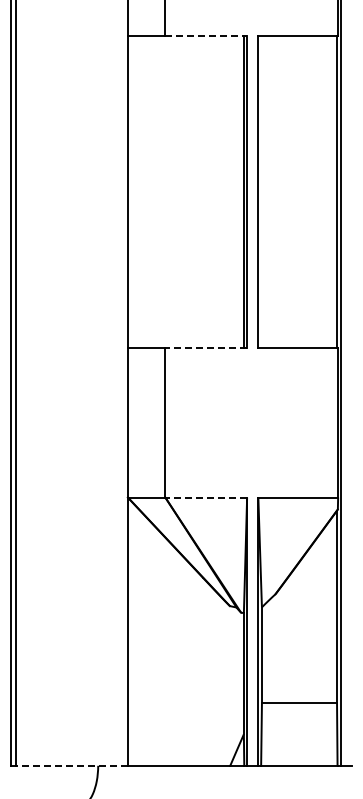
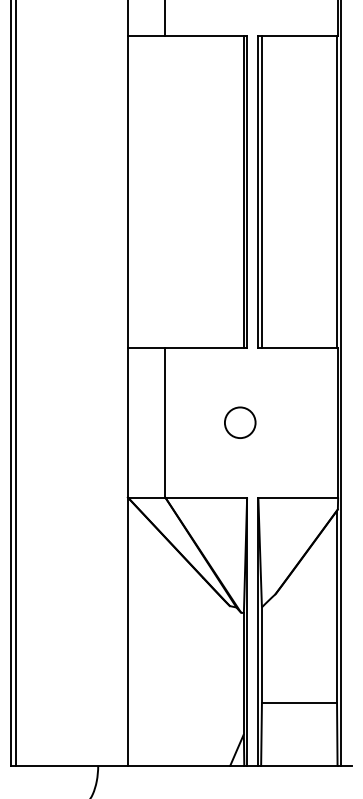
line: dashed -> solid (206, 36)
line: none -> present (261, 191)
line: dashed -> solid (206, 347)
circle: none -> present (240, 422)
line: dashed -> solid (206, 497)
line: dashed -> solid (71, 765)
